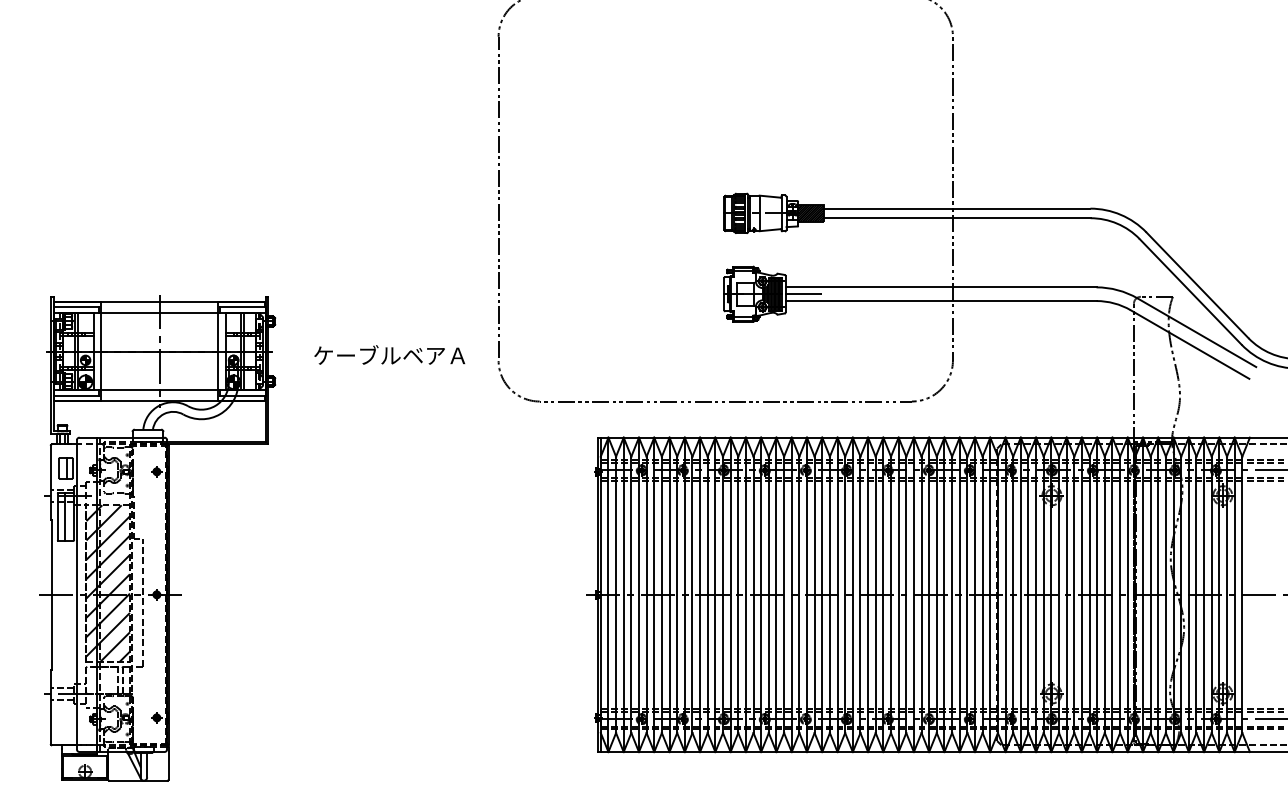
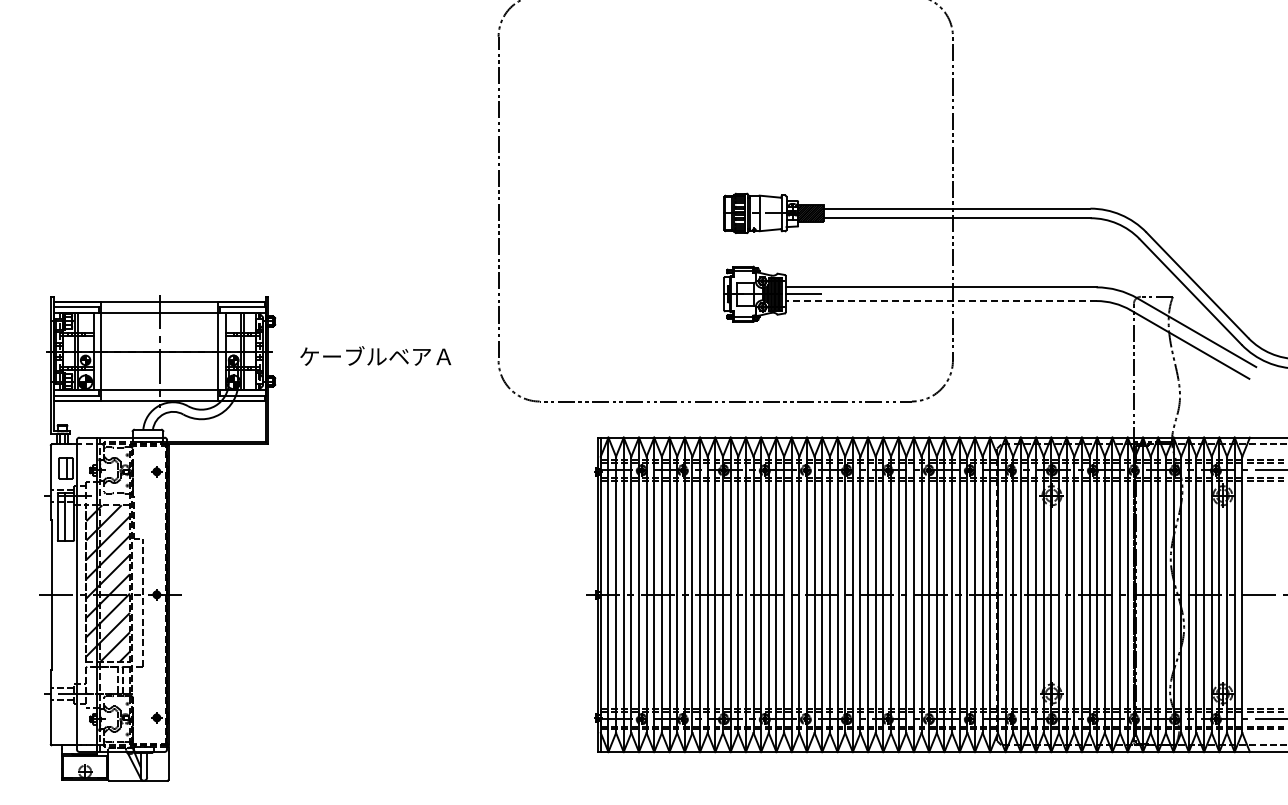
line: solid -> dashed (940, 301)
text position: (389, 354) -> (375, 355) (375, 355)
